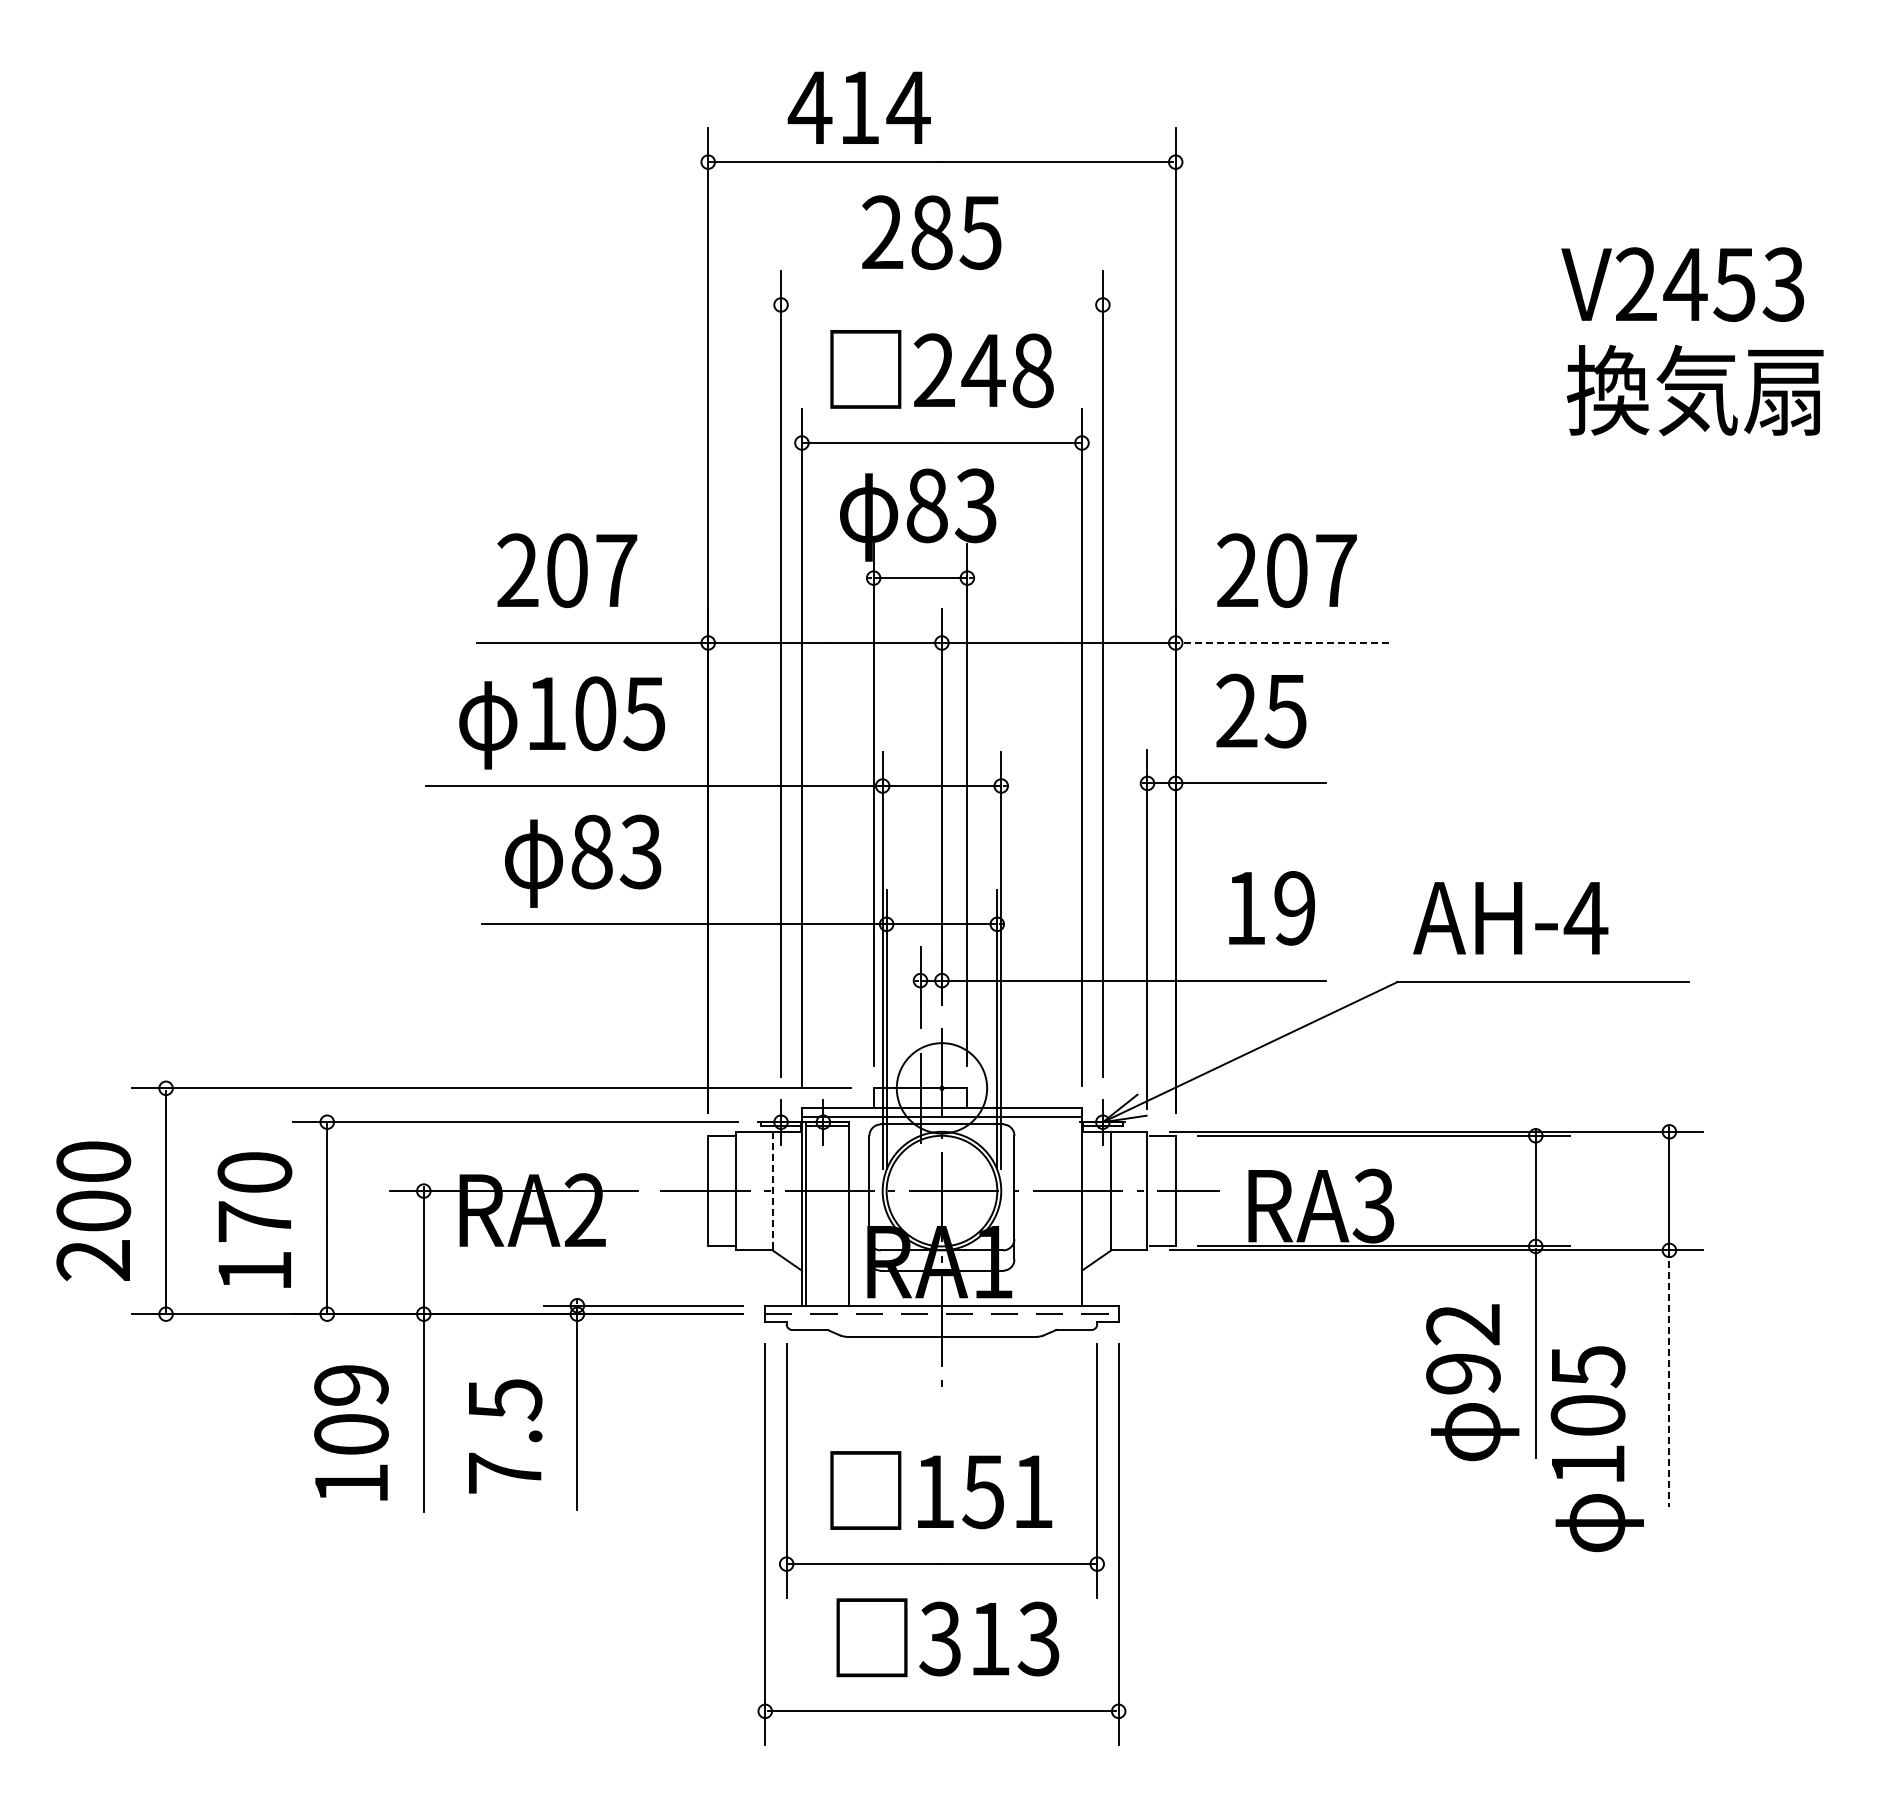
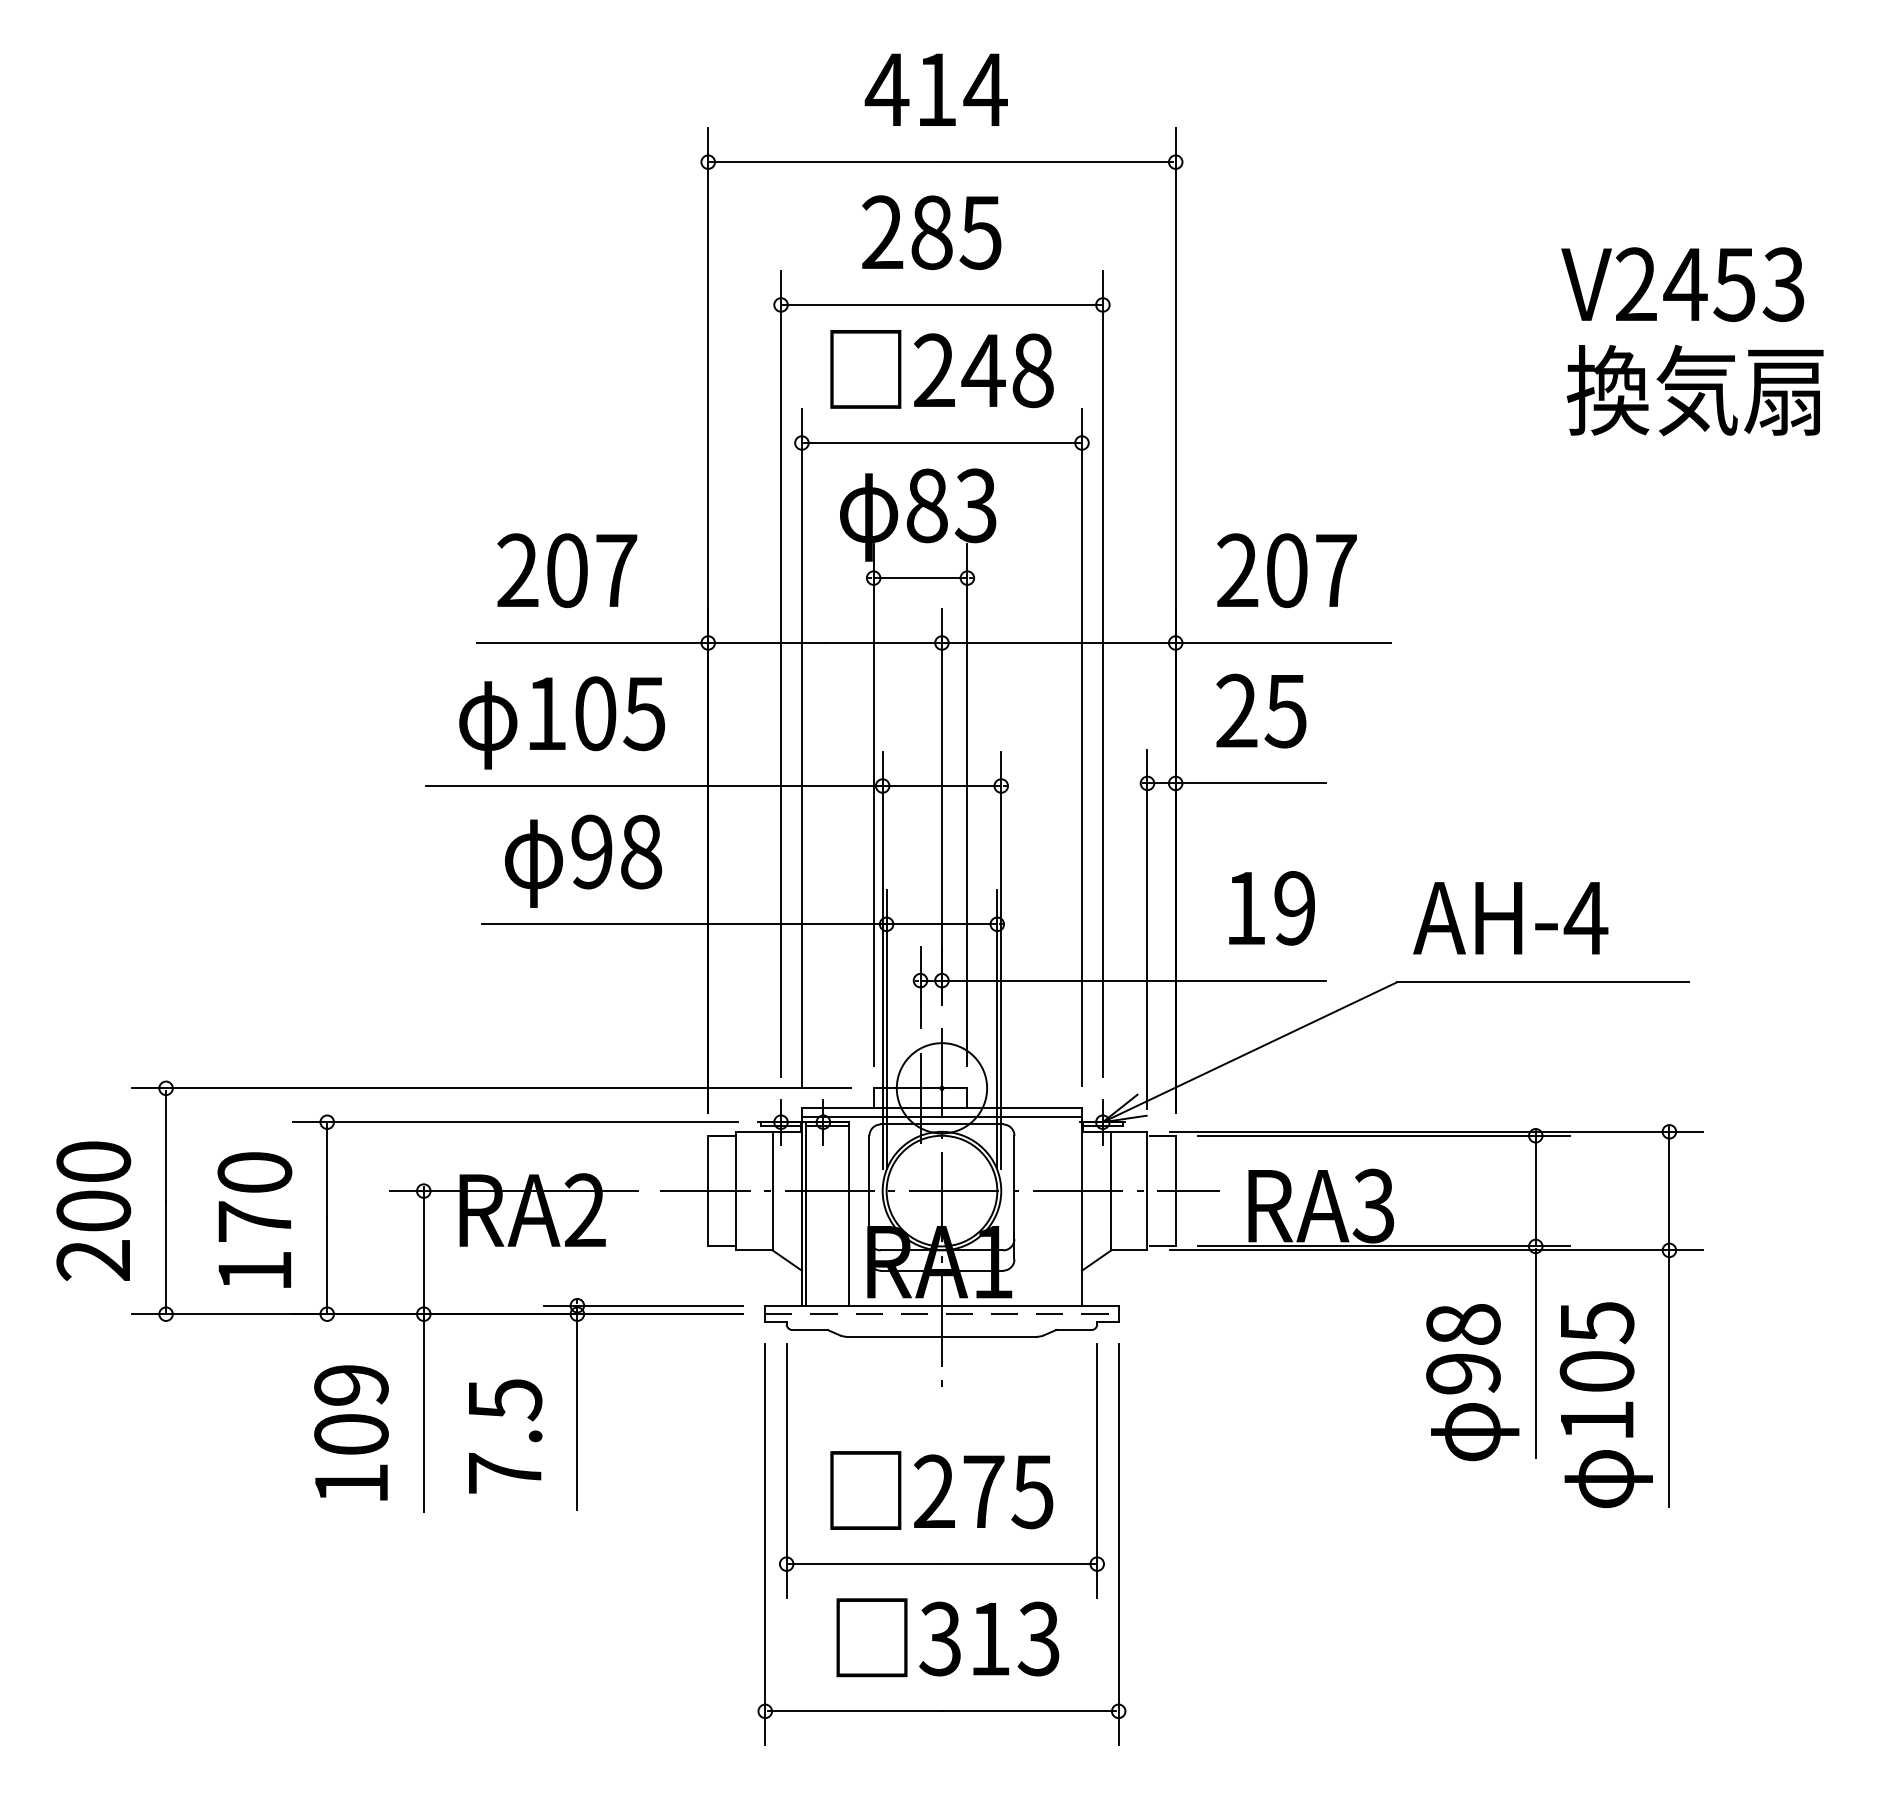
text position: (858, 107) -> (935, 89) (935, 89)
line: none -> present (941, 304)
line: dashed -> solid (1282, 642)
text: 83 -> 98 (616, 851)
line: dashed -> solid (772, 1191)
text: 92 -> 98 (1463, 1324)
line: dashed -> solid (1669, 1379)
text position: (1596, 1449) -> (1605, 1405) (1605, 1405)
text: 151 -> 275 (983, 1491)
